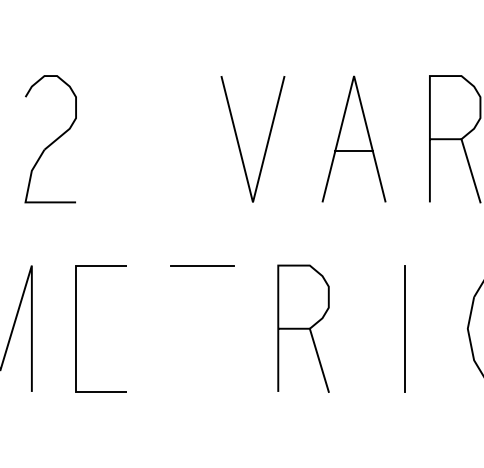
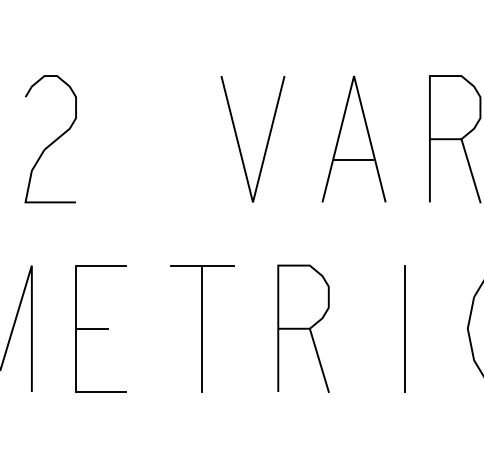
line position: (354, 151) -> (354, 160) (354, 160)
line: none -> present (91, 328)
line: none -> present (202, 328)
